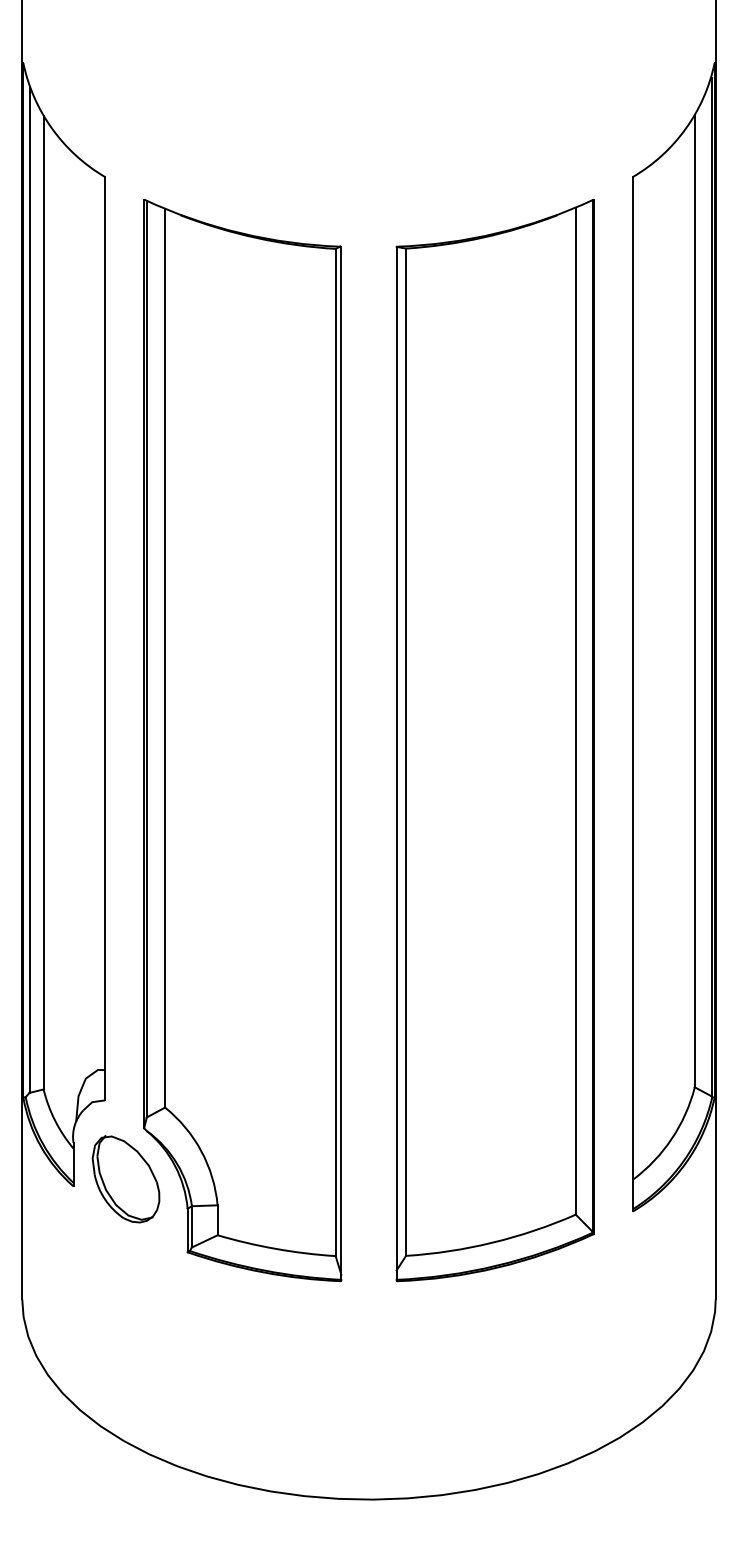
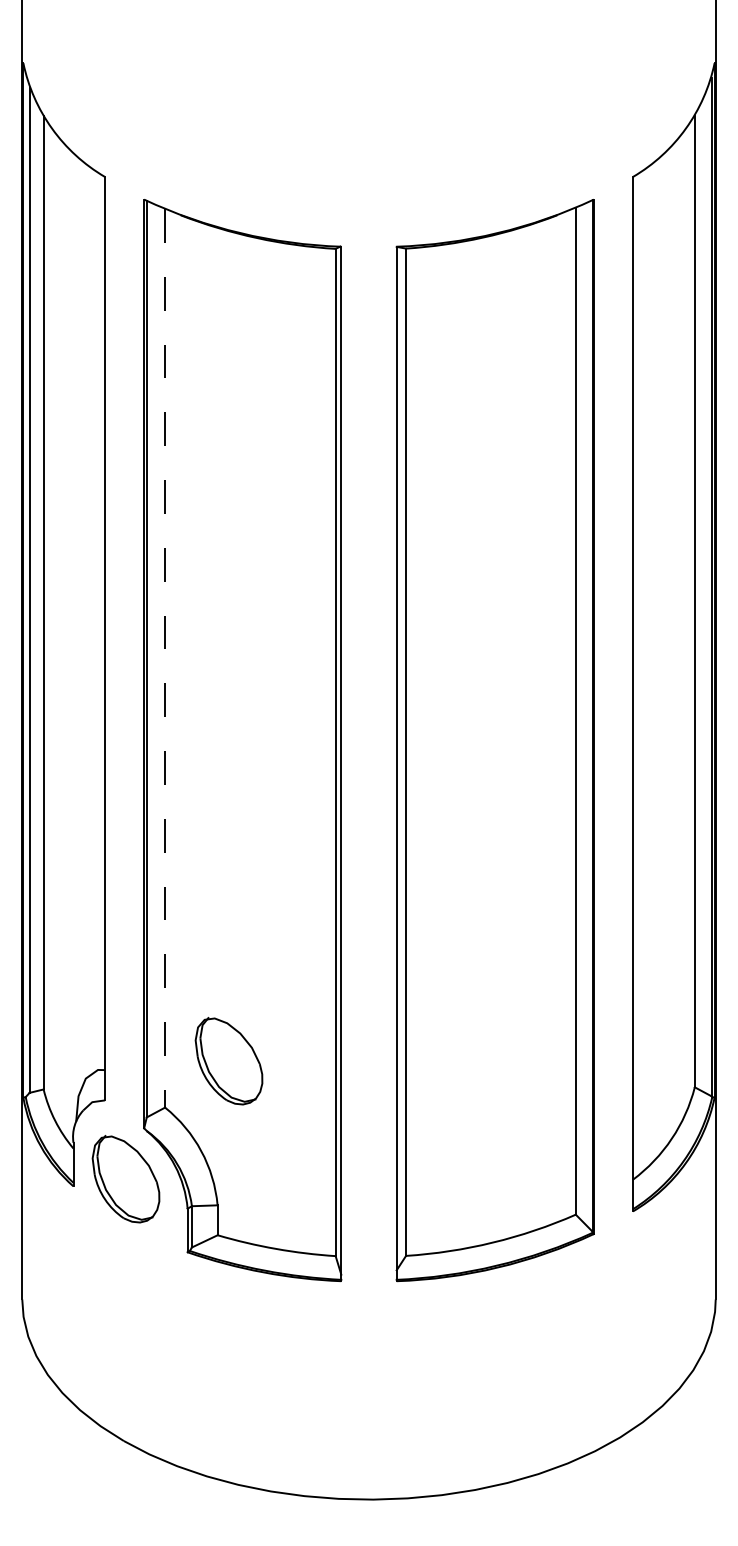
line: solid -> dashed (165, 658)
part: none -> present (228, 1061)
